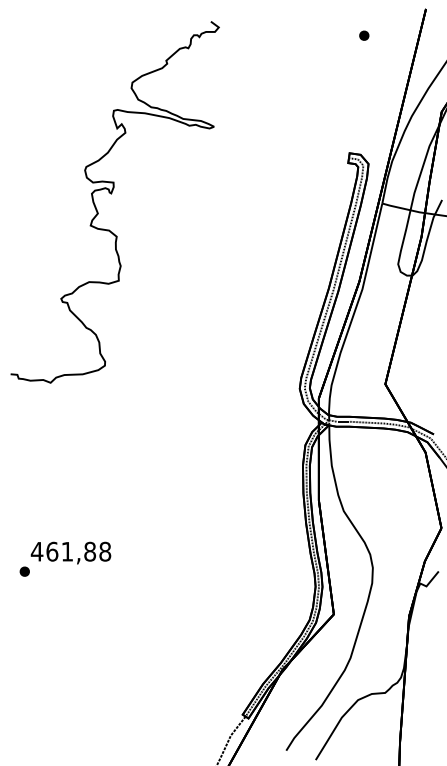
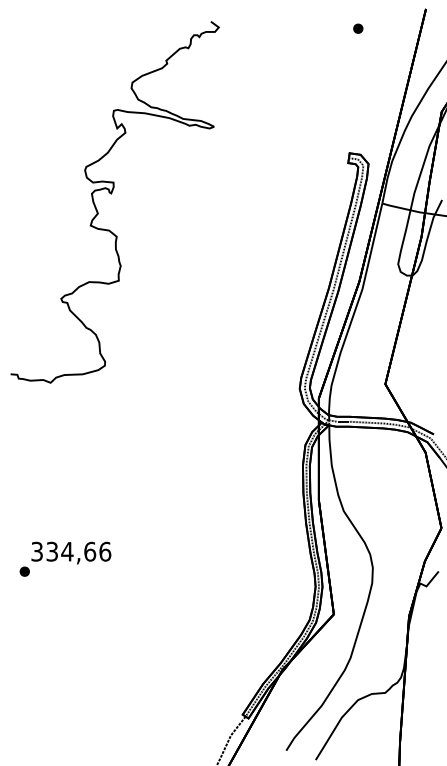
part position: (364, 35) -> (358, 28) (358, 28)
text: 461,88 -> 334,66 (70, 551)
